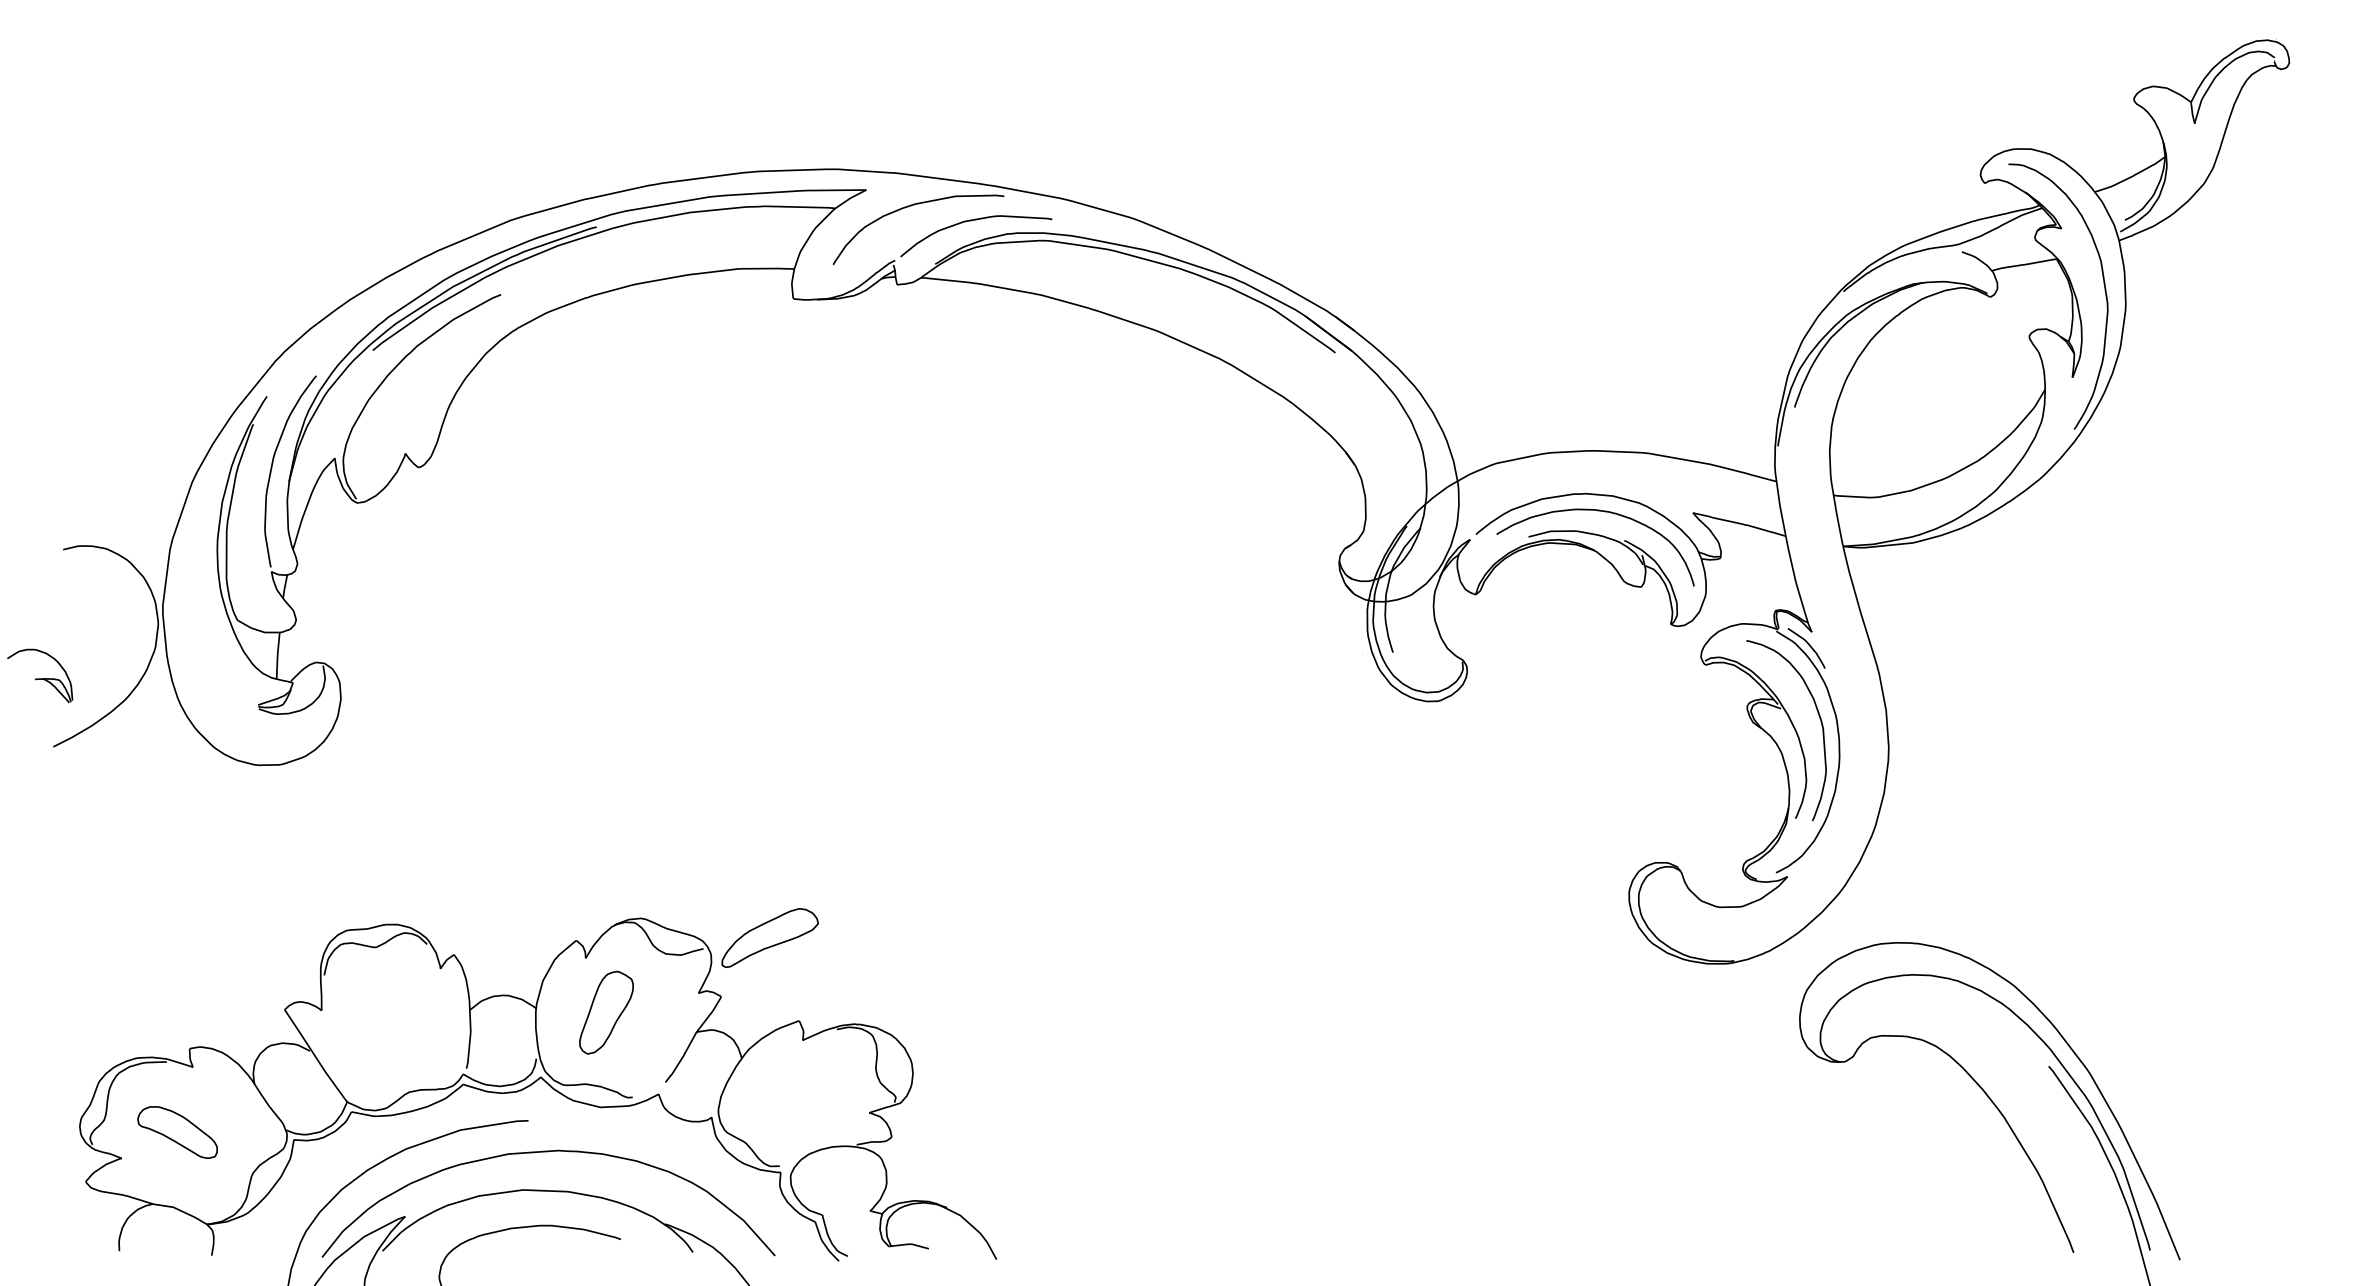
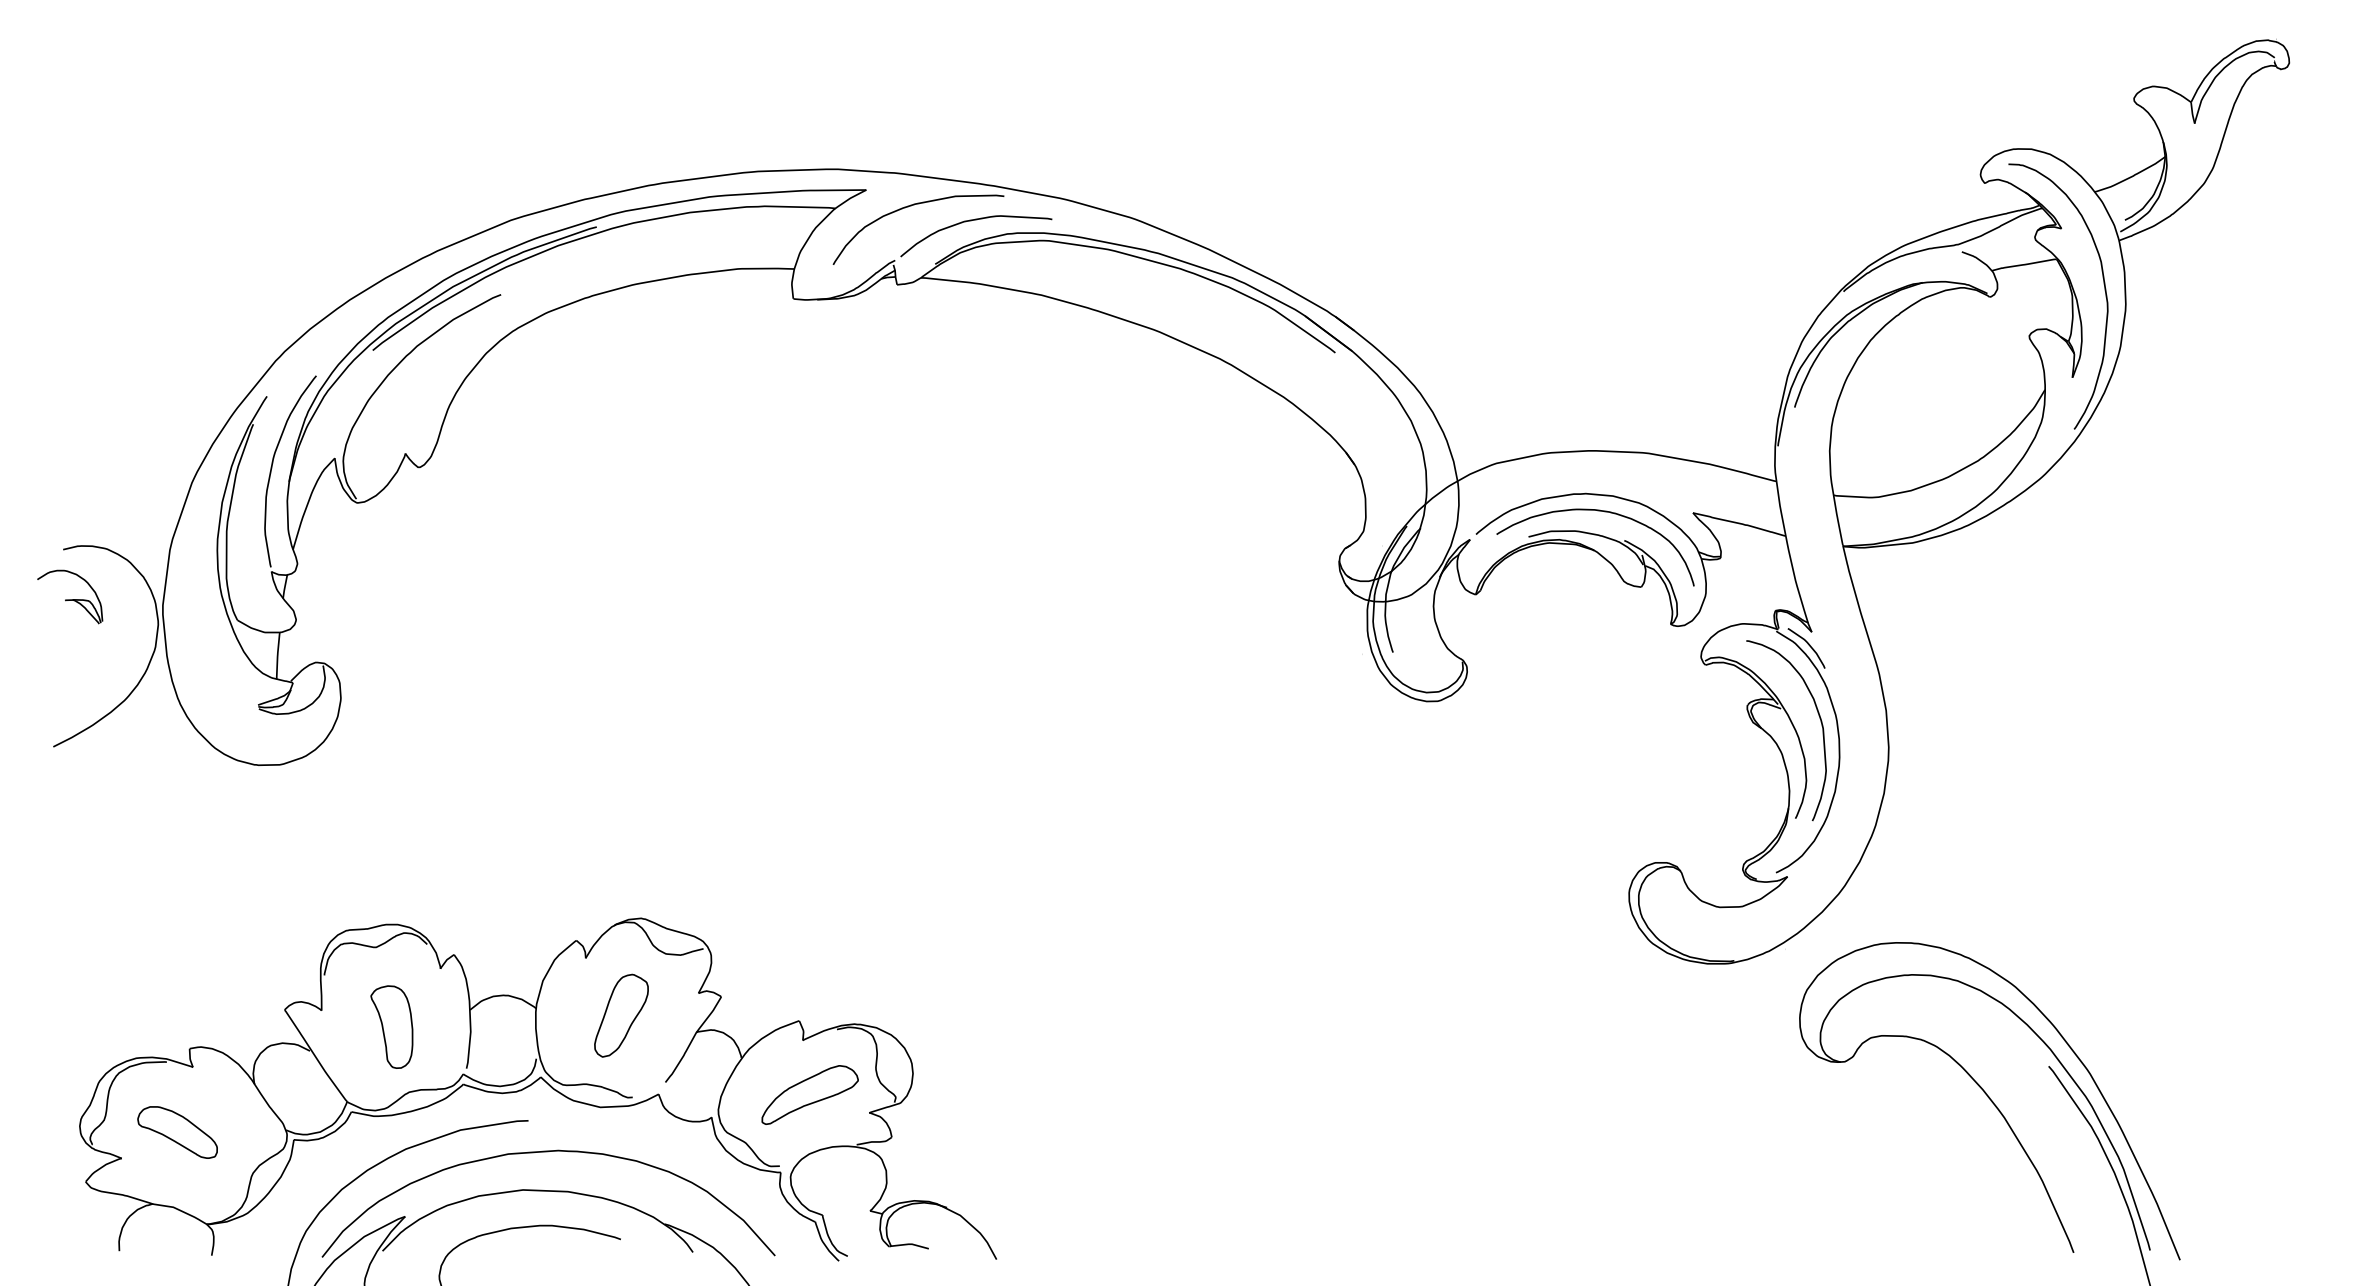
part position: (40, 675) -> (70, 596) (70, 596)
part position: (769, 937) -> (809, 1094) (809, 1094)
part position: (606, 1012) -> (621, 1015) (621, 1015)
part: none -> present (391, 1026)
